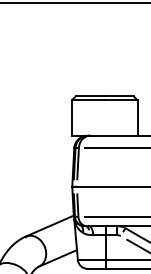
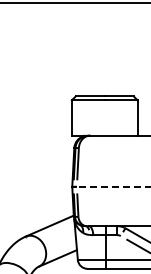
line: present -> none (116, 148)
line: solid -> dashed (113, 186)
line: present -> none (116, 216)
